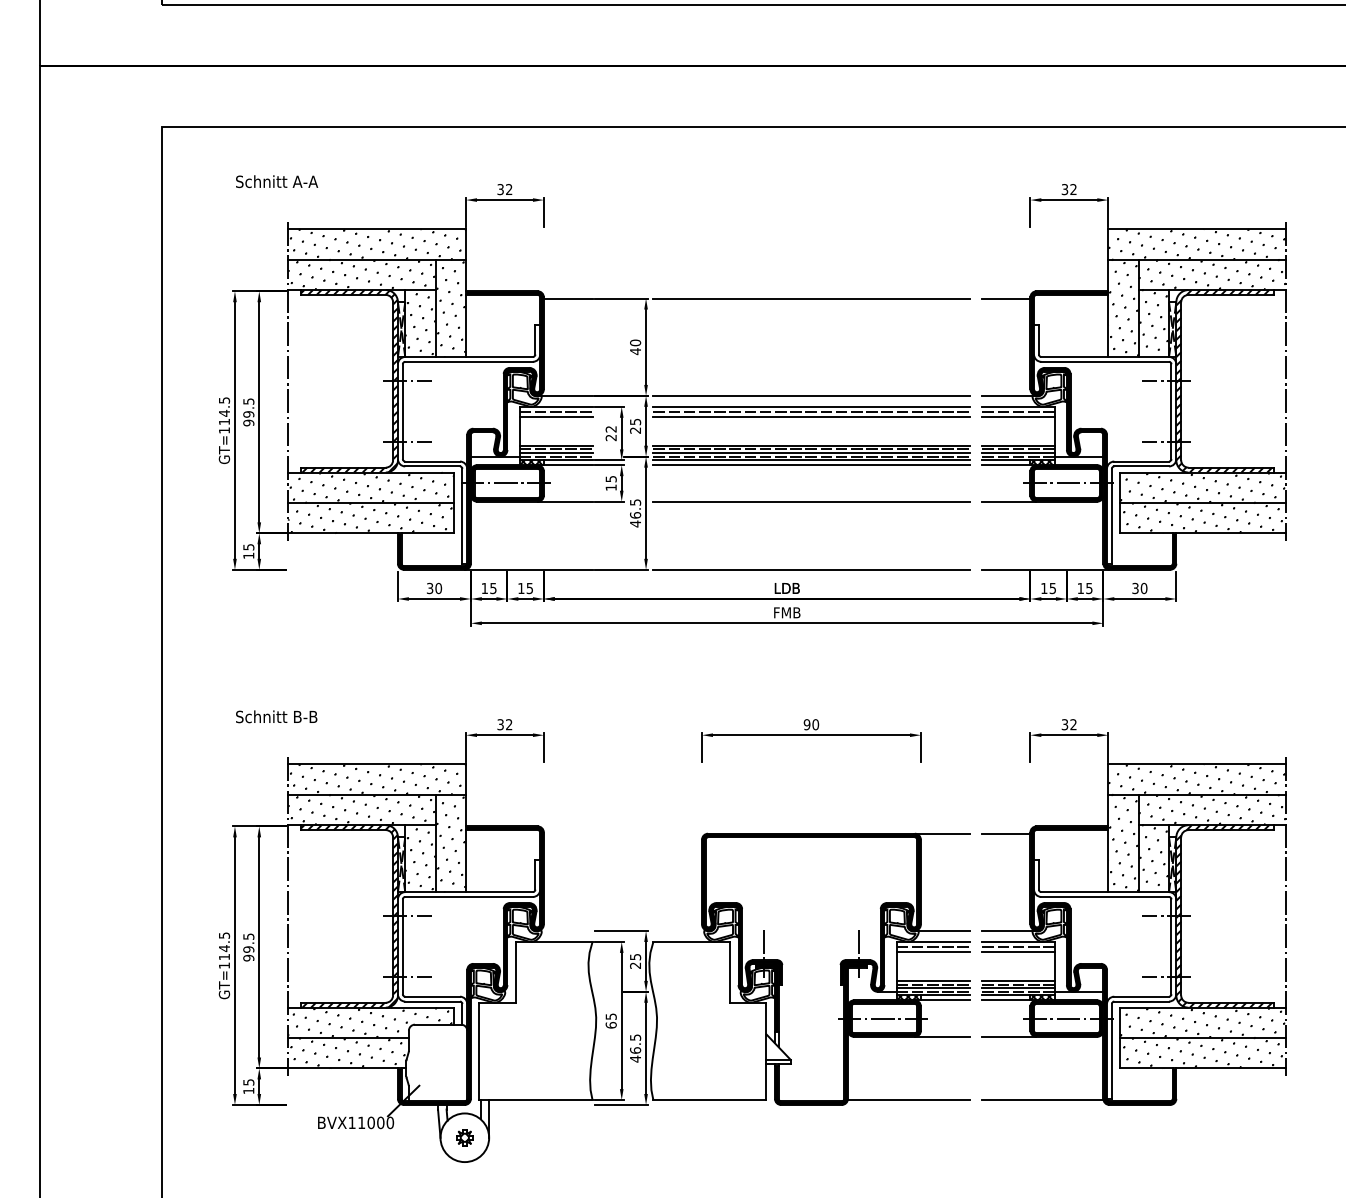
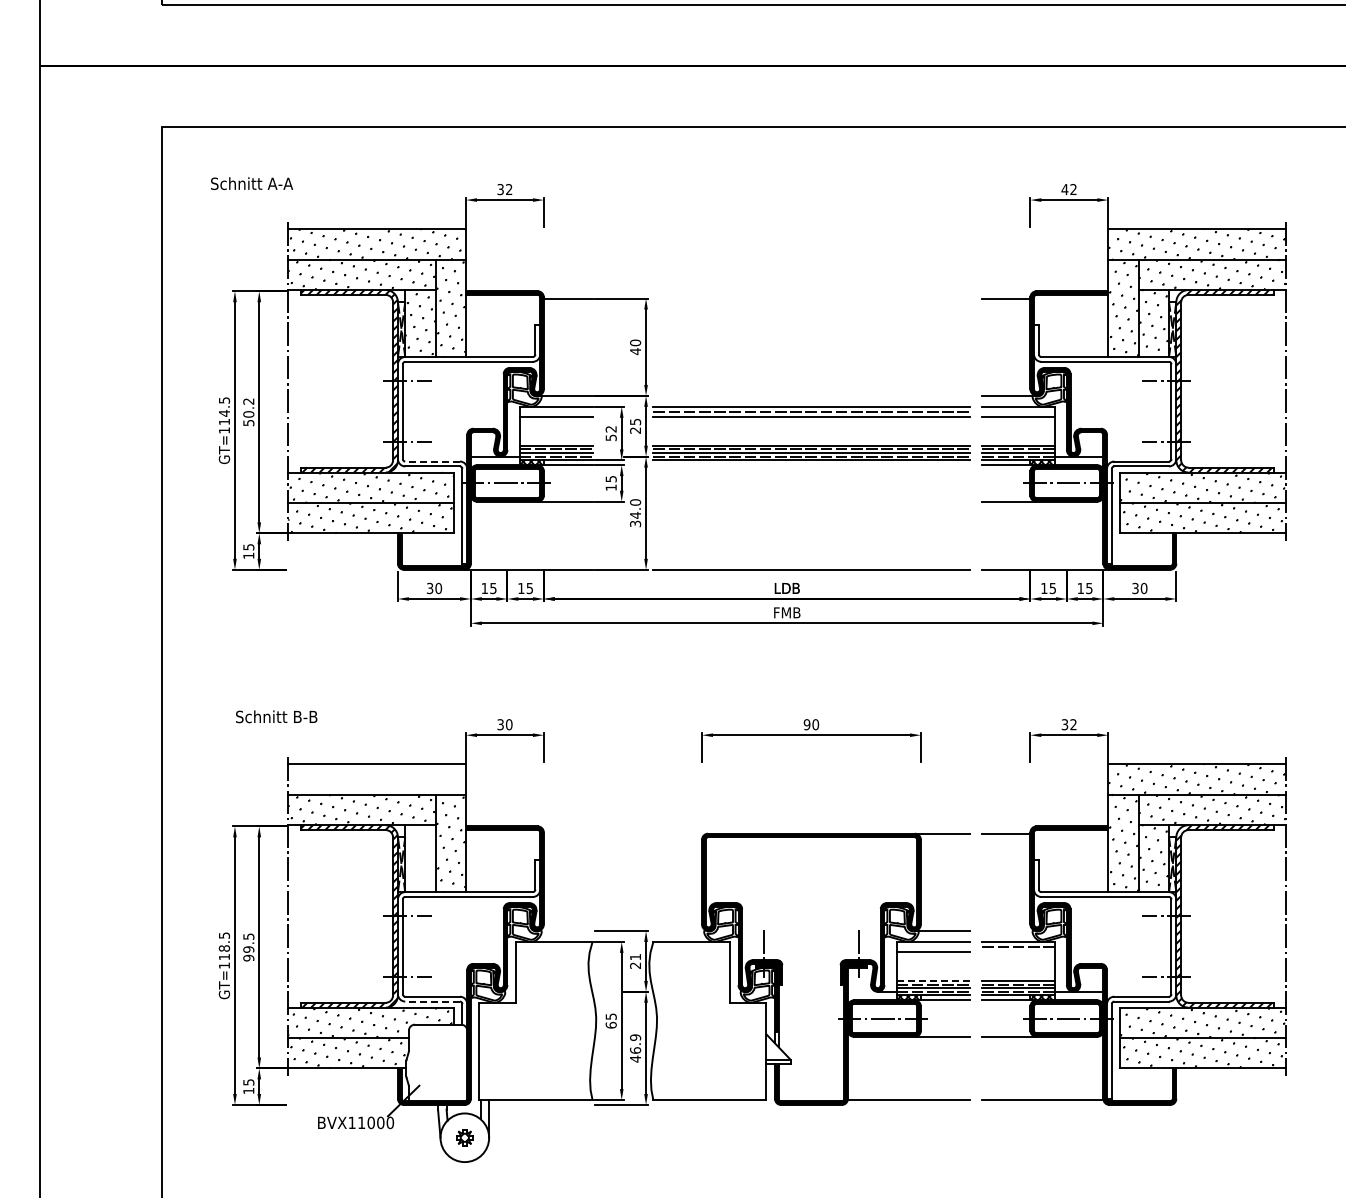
text position: (277, 181) -> (252, 183) (252, 183)
text: 32 -> 42 (1064, 189)
line: present -> none (811, 298)
line: present -> none (811, 395)
line: present -> none (555, 411)
line: present -> none (1017, 411)
text: 99.5 -> 50.2 (248, 412)
text: 22 -> 52 (610, 437)
line: solid -> dashed (432, 461)
line: present -> none (811, 465)
line: present -> none (811, 501)
text: 46.5 -> 34.0 (635, 513)
text: 32 -> 30 (508, 724)
hatch: present -> none (378, 779)
hatch: present -> none (420, 857)
line: present -> none (1009, 931)
line: present -> none (932, 946)
text: GT=114.5 -> GT=118.5 (224, 948)
line: present -> none (1017, 951)
text: 25 -> 21 (635, 957)
line: solid -> dashed (933, 980)
line: solid -> dashed (432, 1001)
text: 46.5 -> 46.9 (635, 1037)
